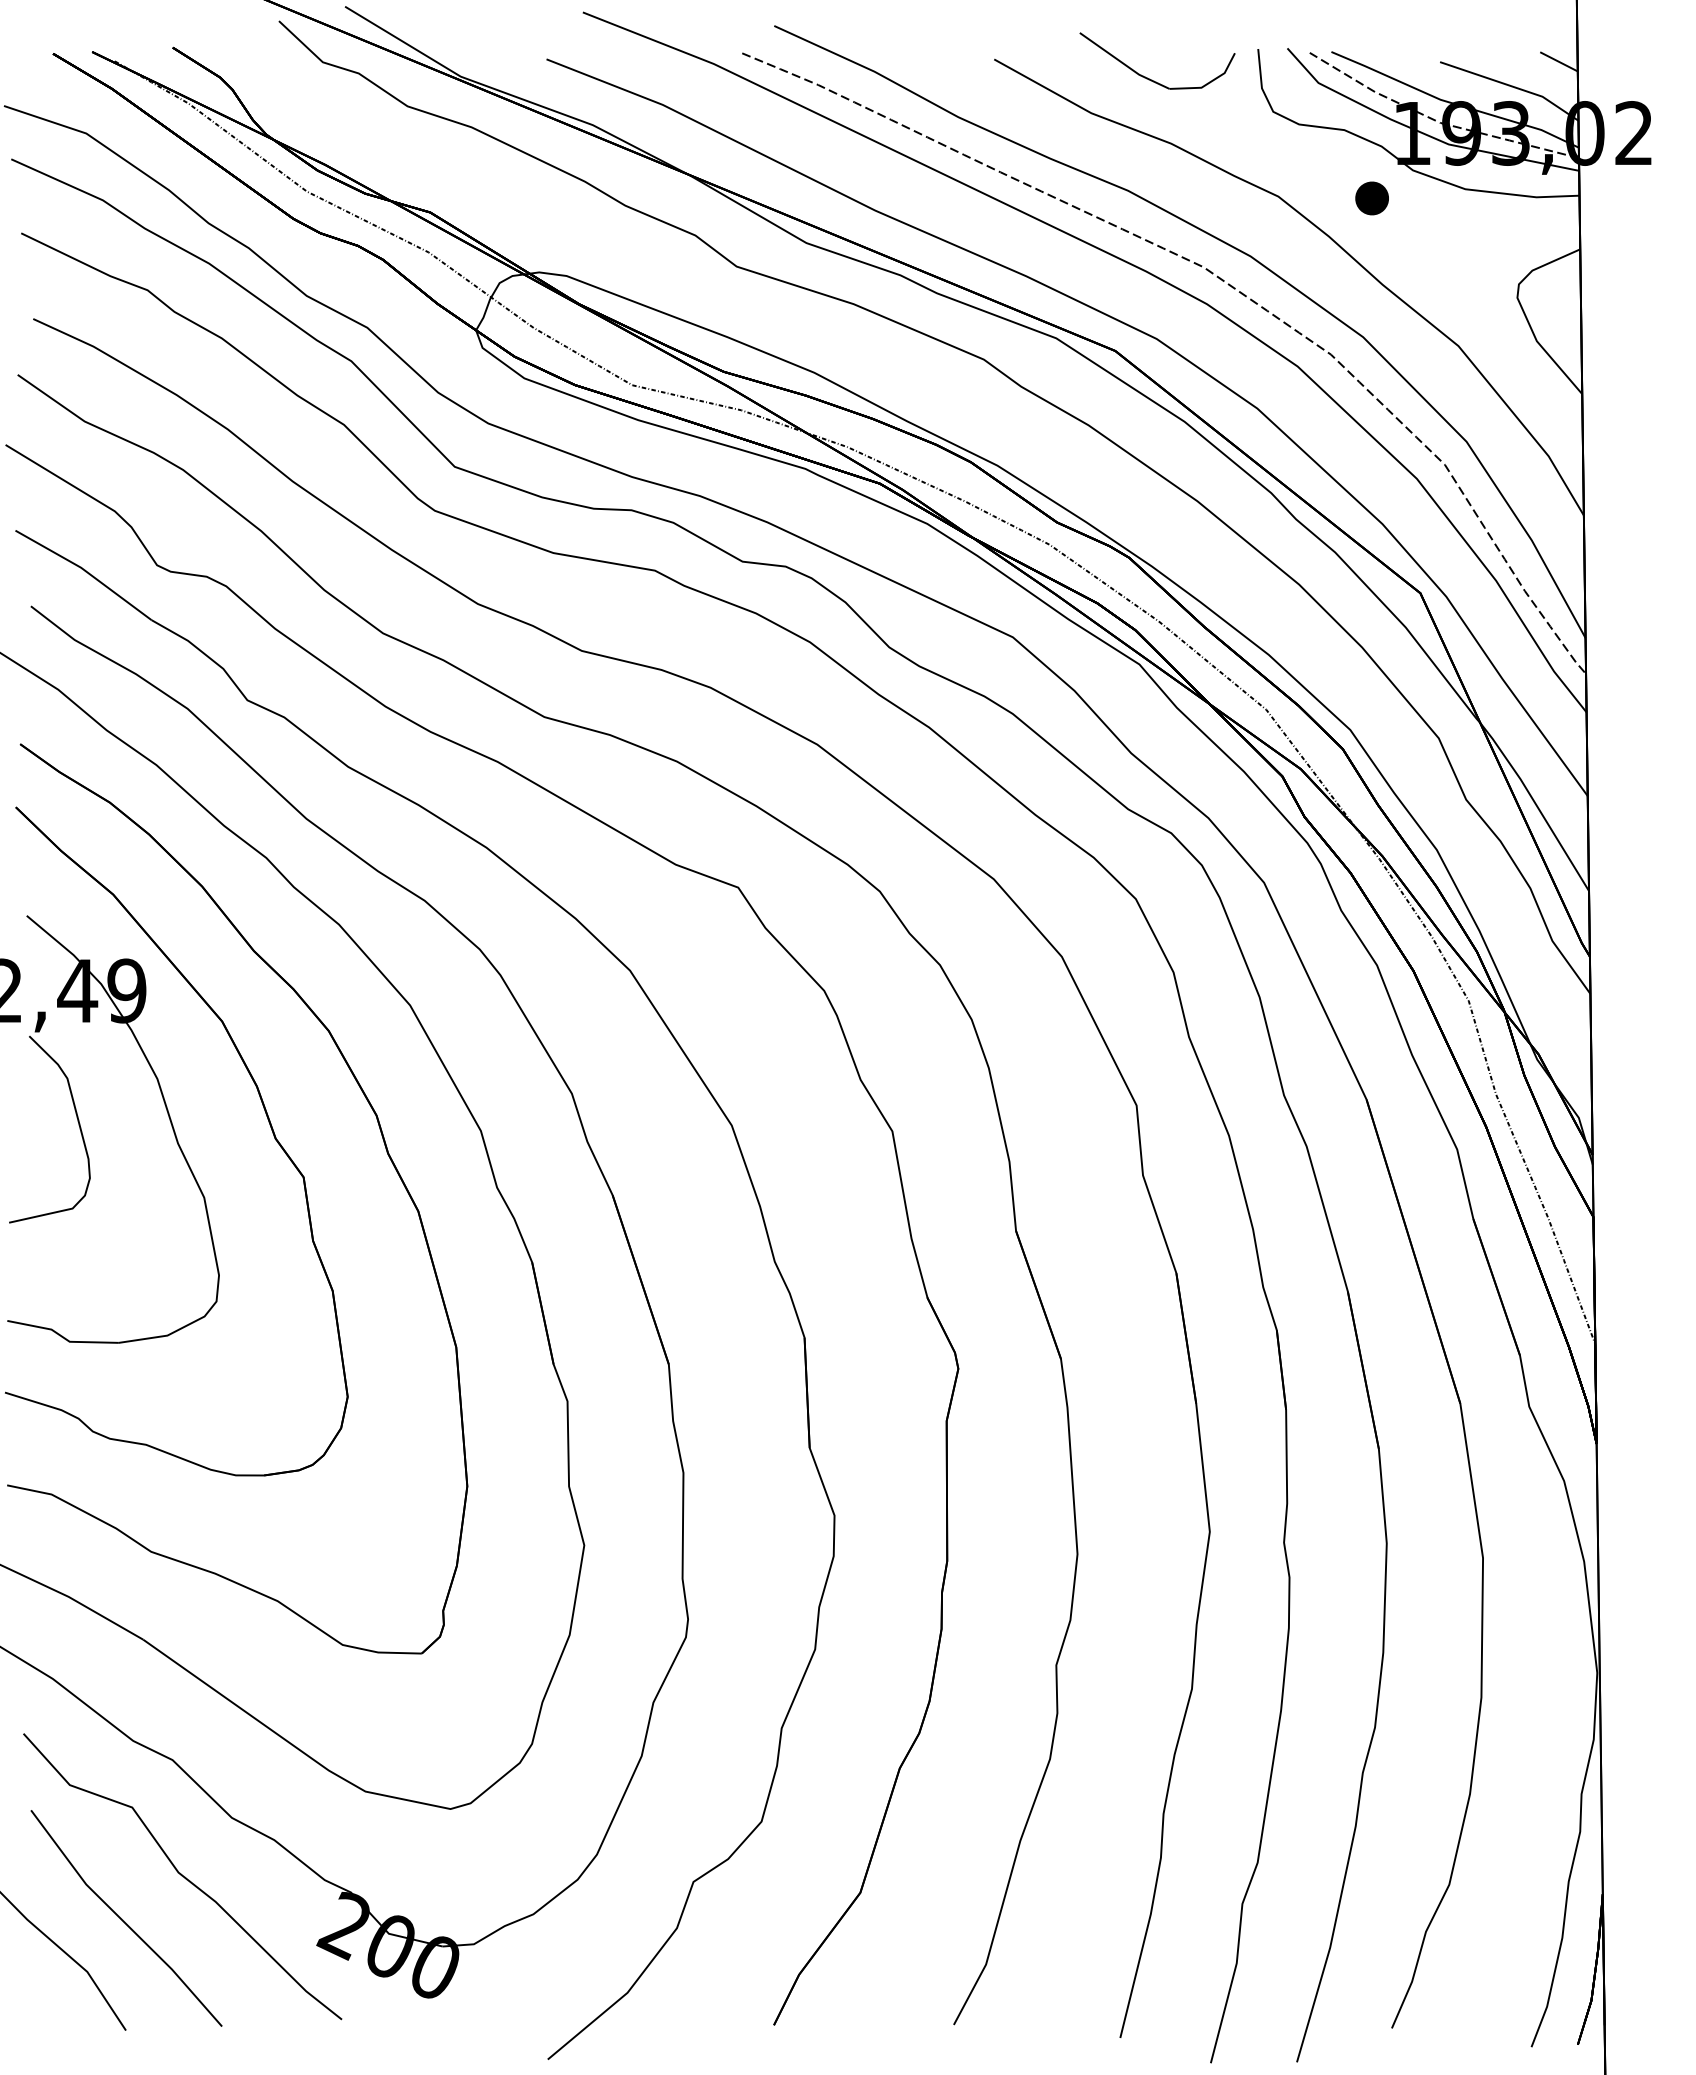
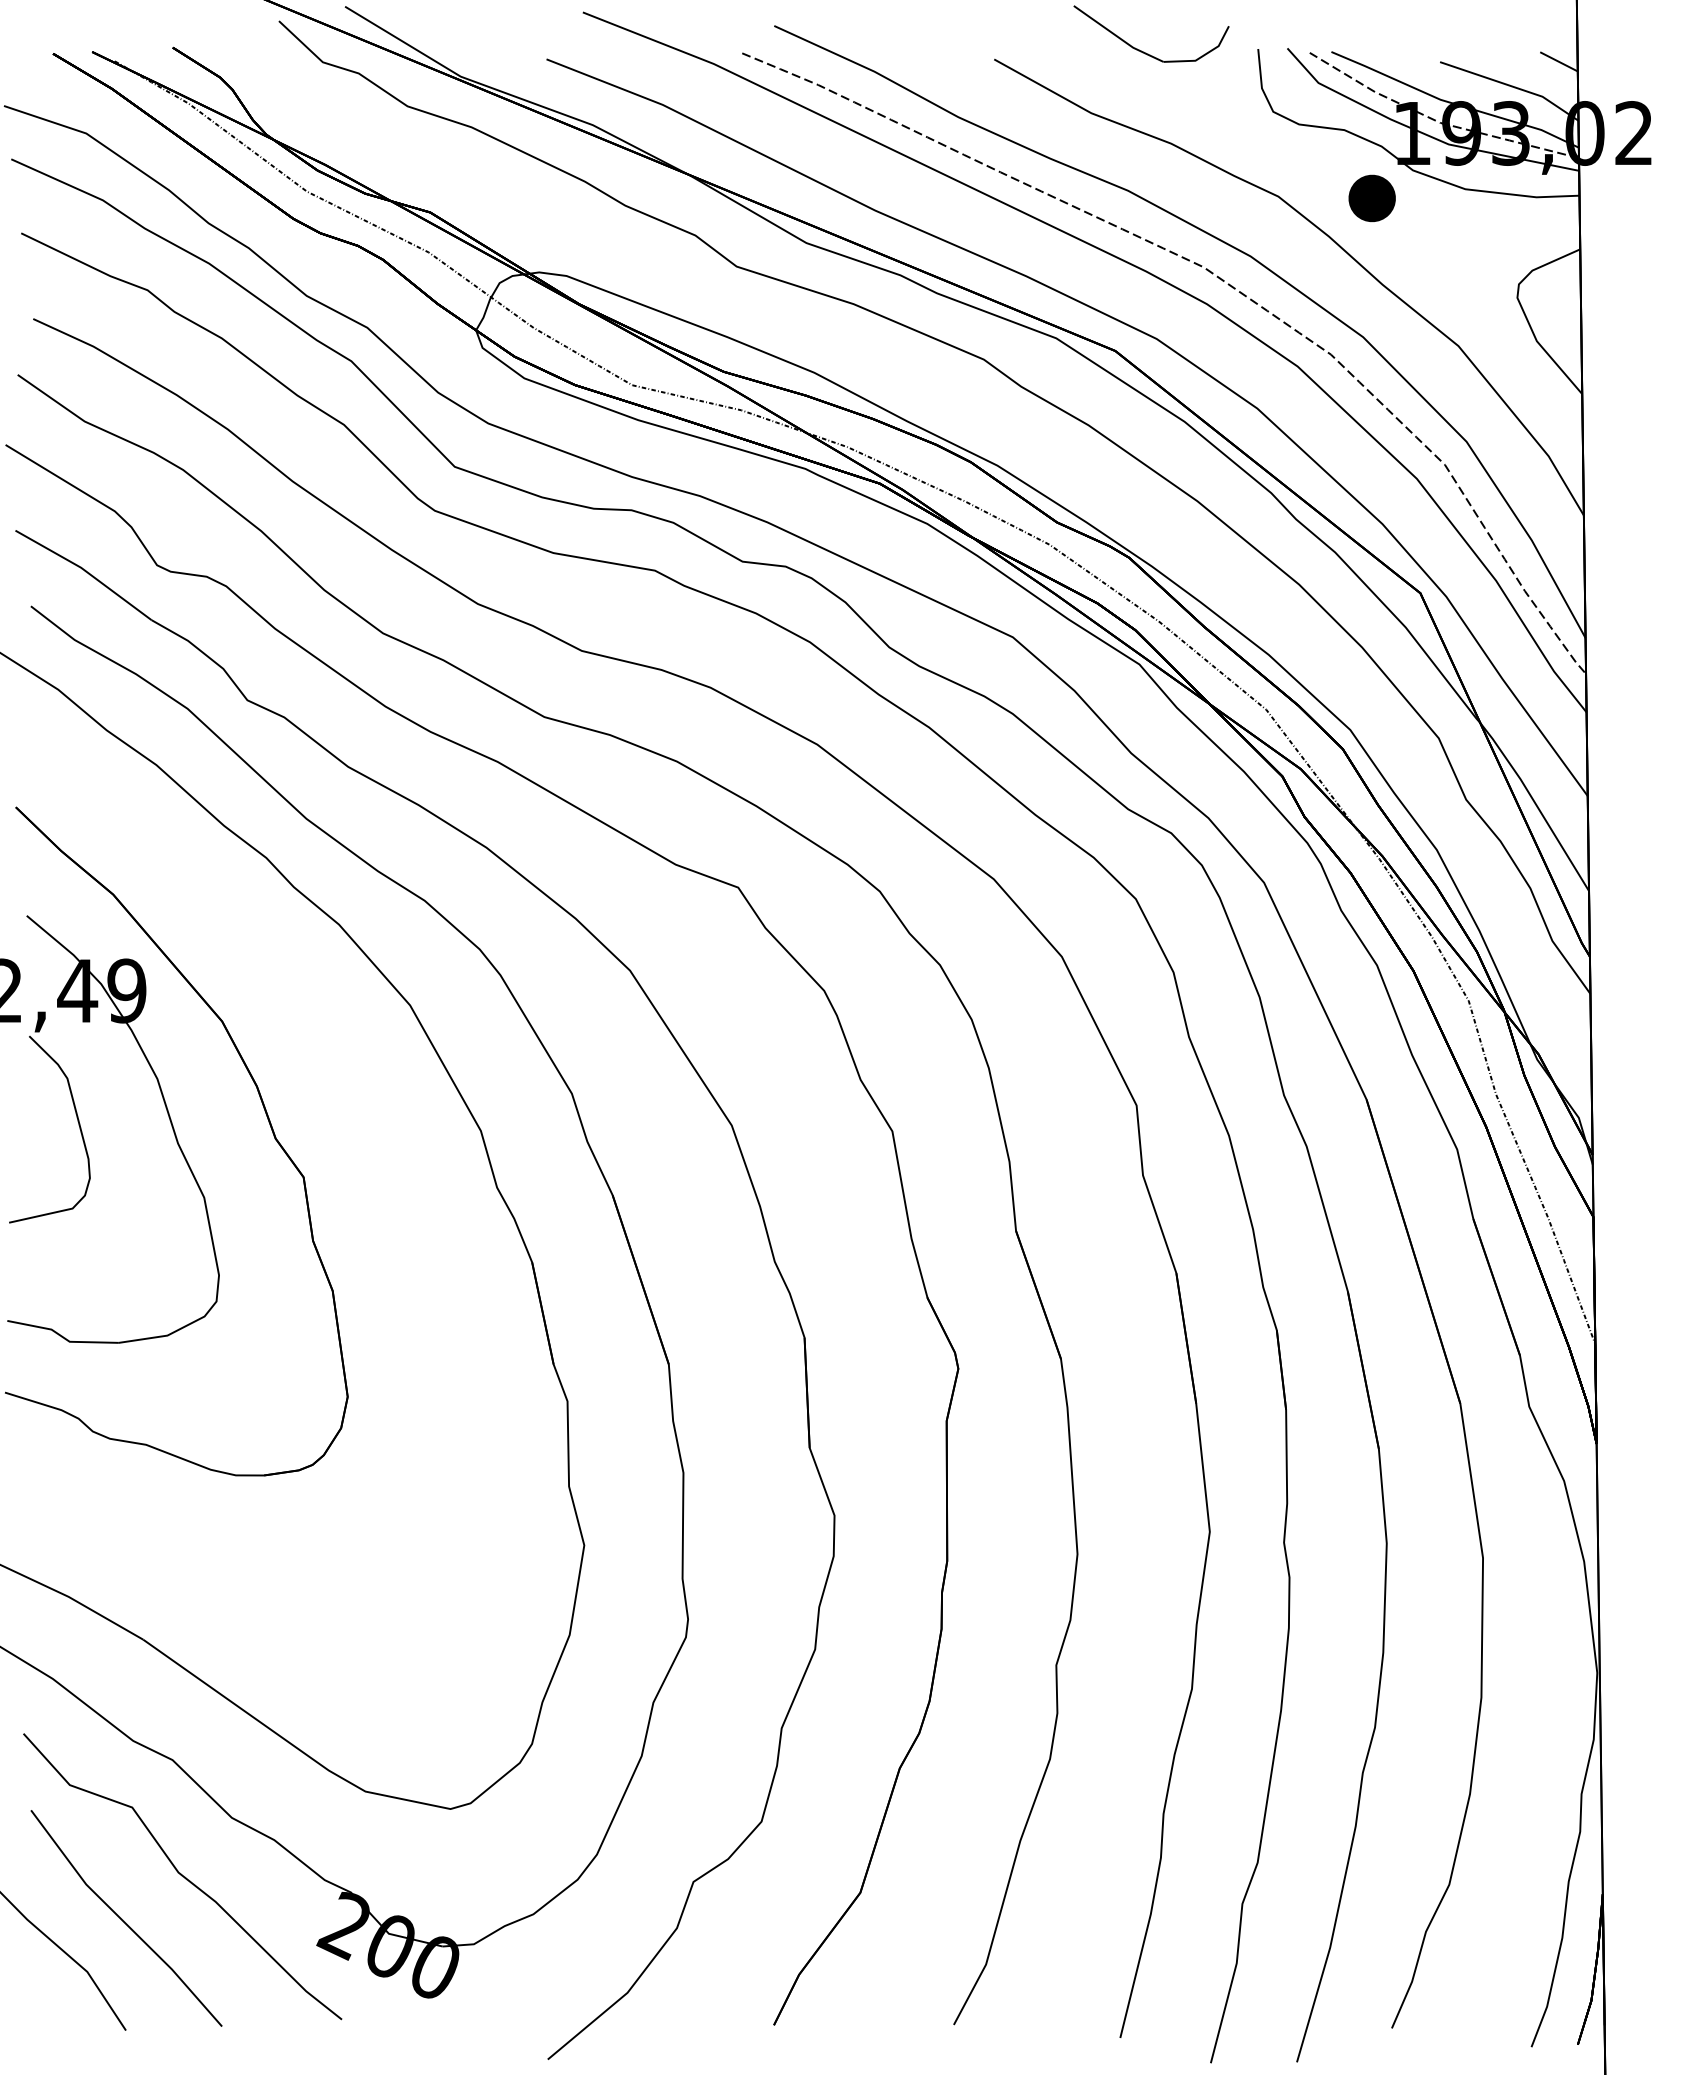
part position: (1152, 79) -> (1146, 52) (1146, 52)
part size: 34x35 px -> 48x49 px (1371, 198)
part: present -> none (385, 1149)
